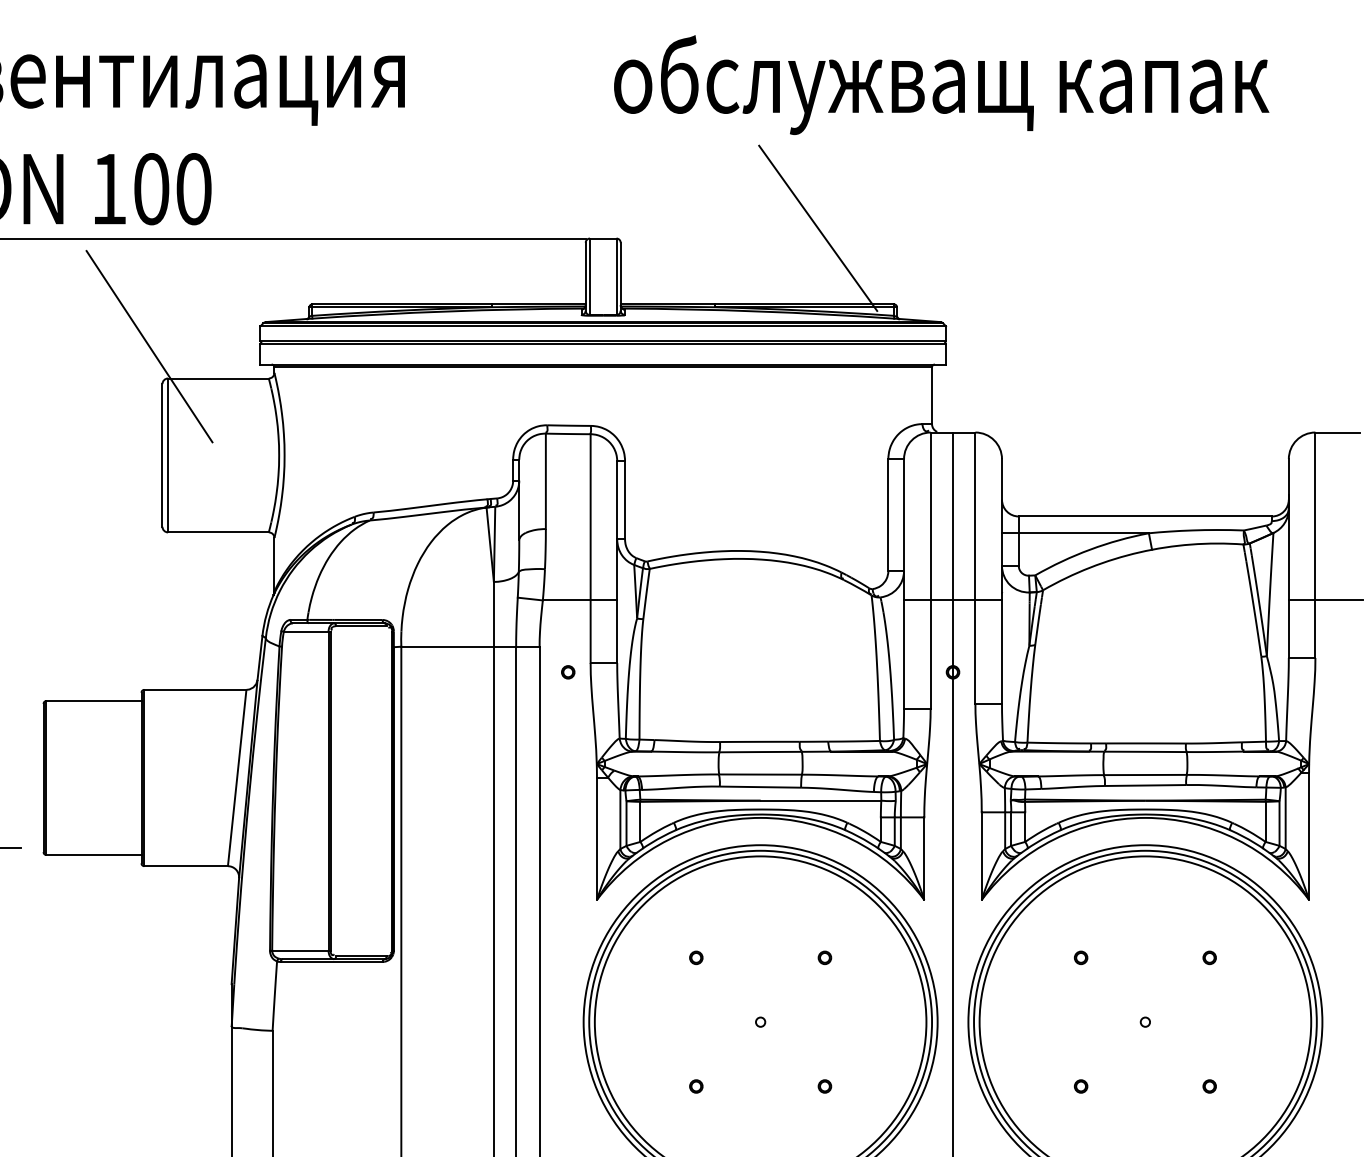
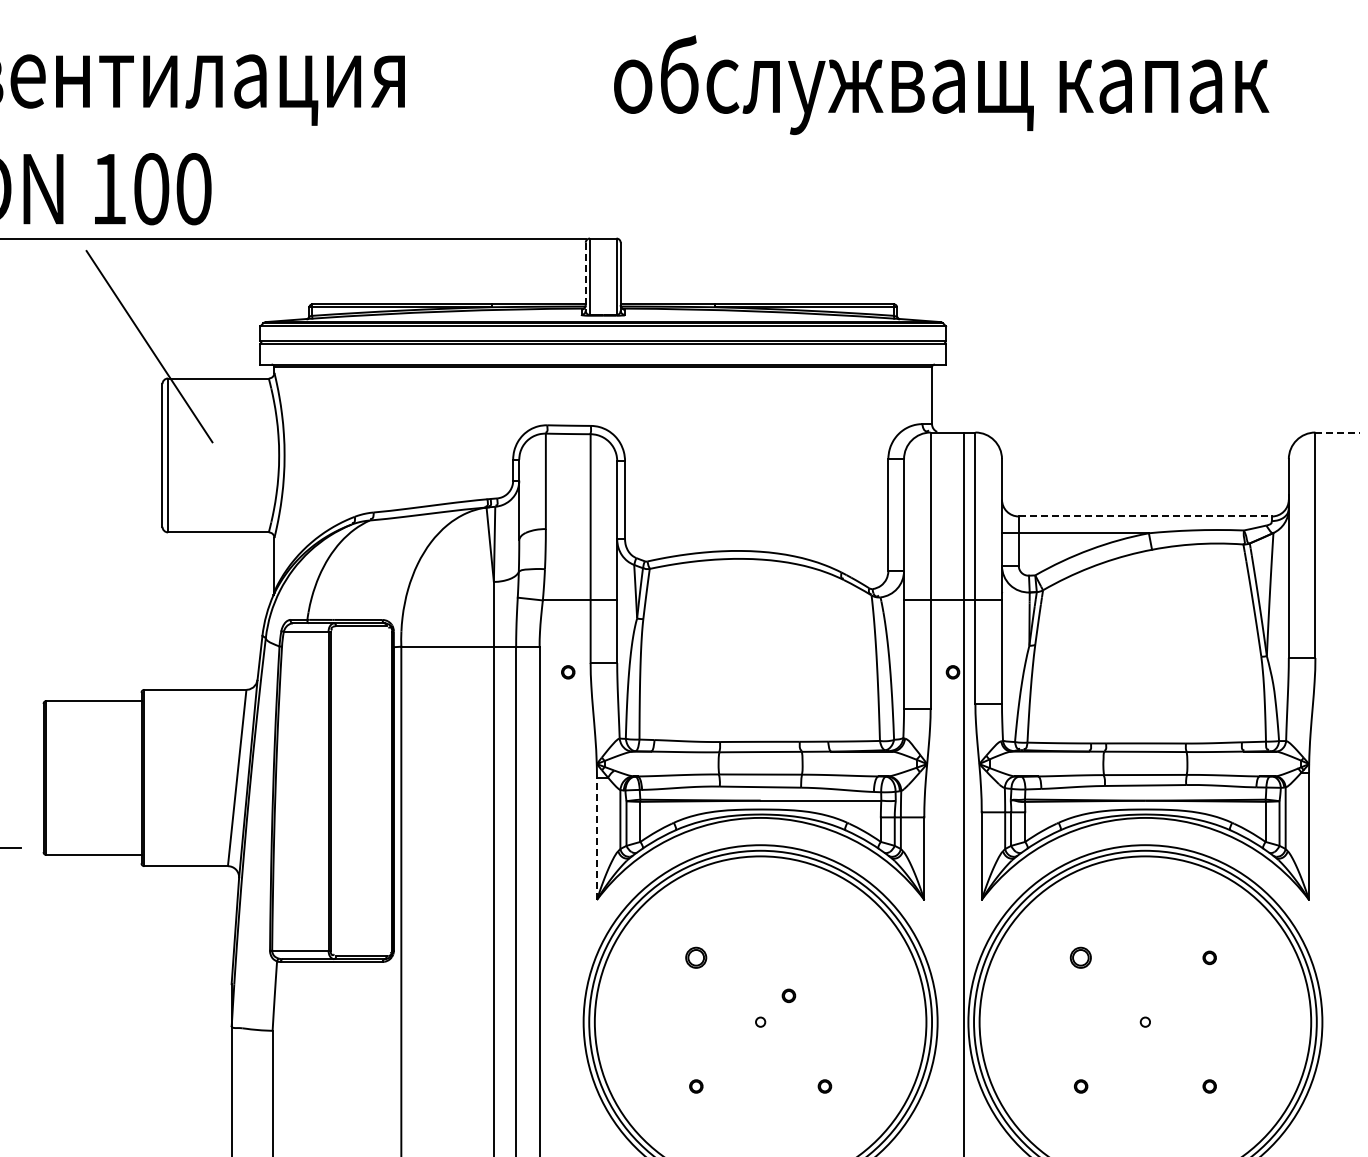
line: present -> none (818, 228)
line: solid -> dashed (585, 276)
line: solid -> dashed (1338, 432)
line: solid -> dashed (1145, 516)
line: present -> none (1325, 600)
line position: (953, 792) -> (964, 792) (964, 792)
line: solid -> dashed (596, 838)
part size: 15x16 px -> 23x23 px (696, 957)
part position: (824, 957) -> (788, 995) (788, 995)
part size: 15x16 px -> 23x23 px (1080, 957)
